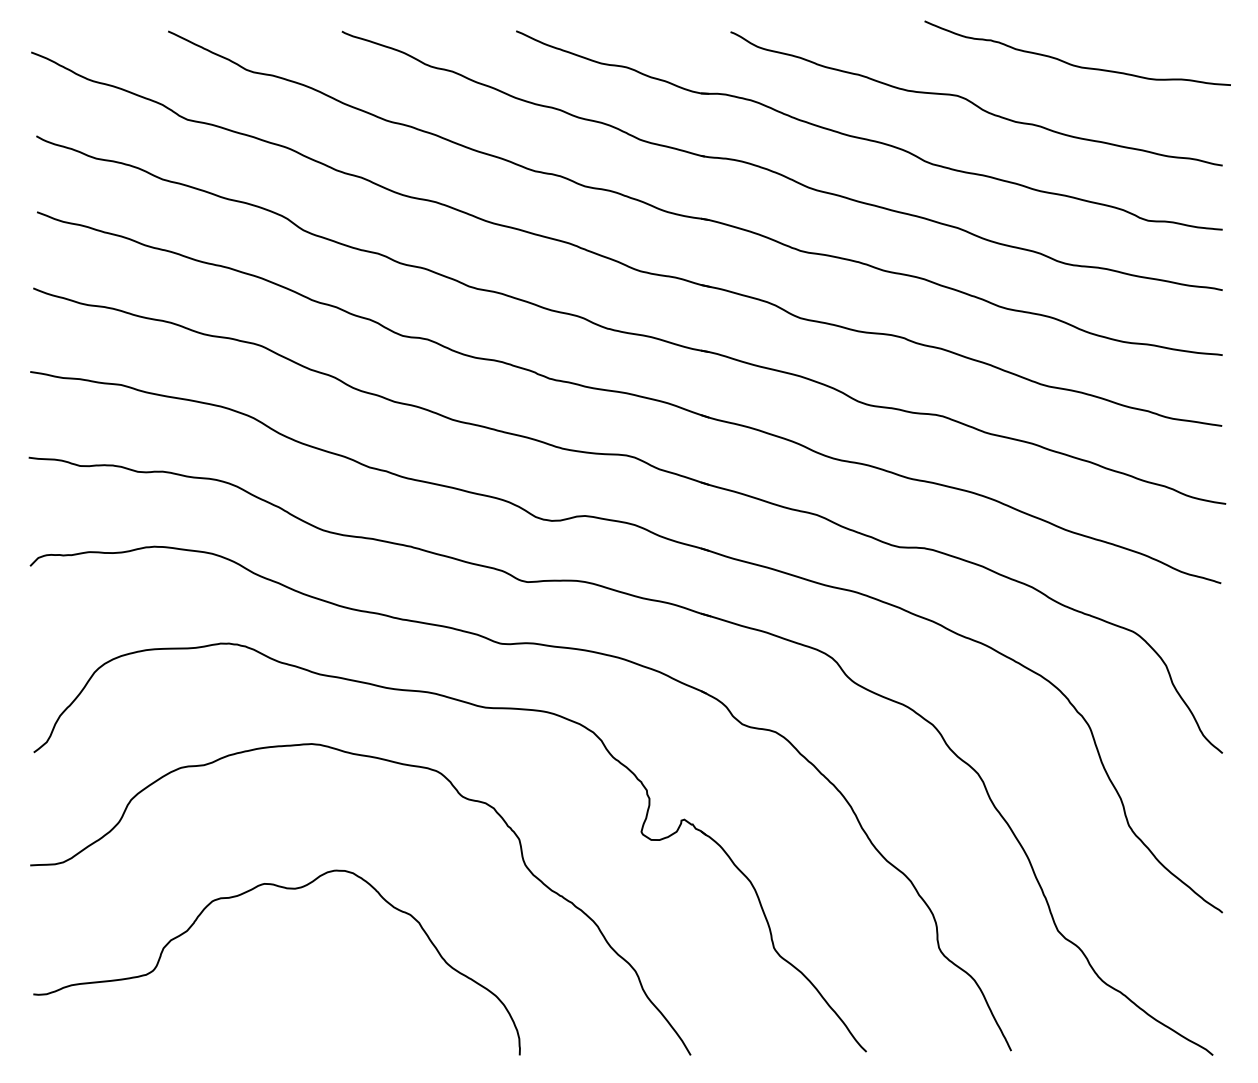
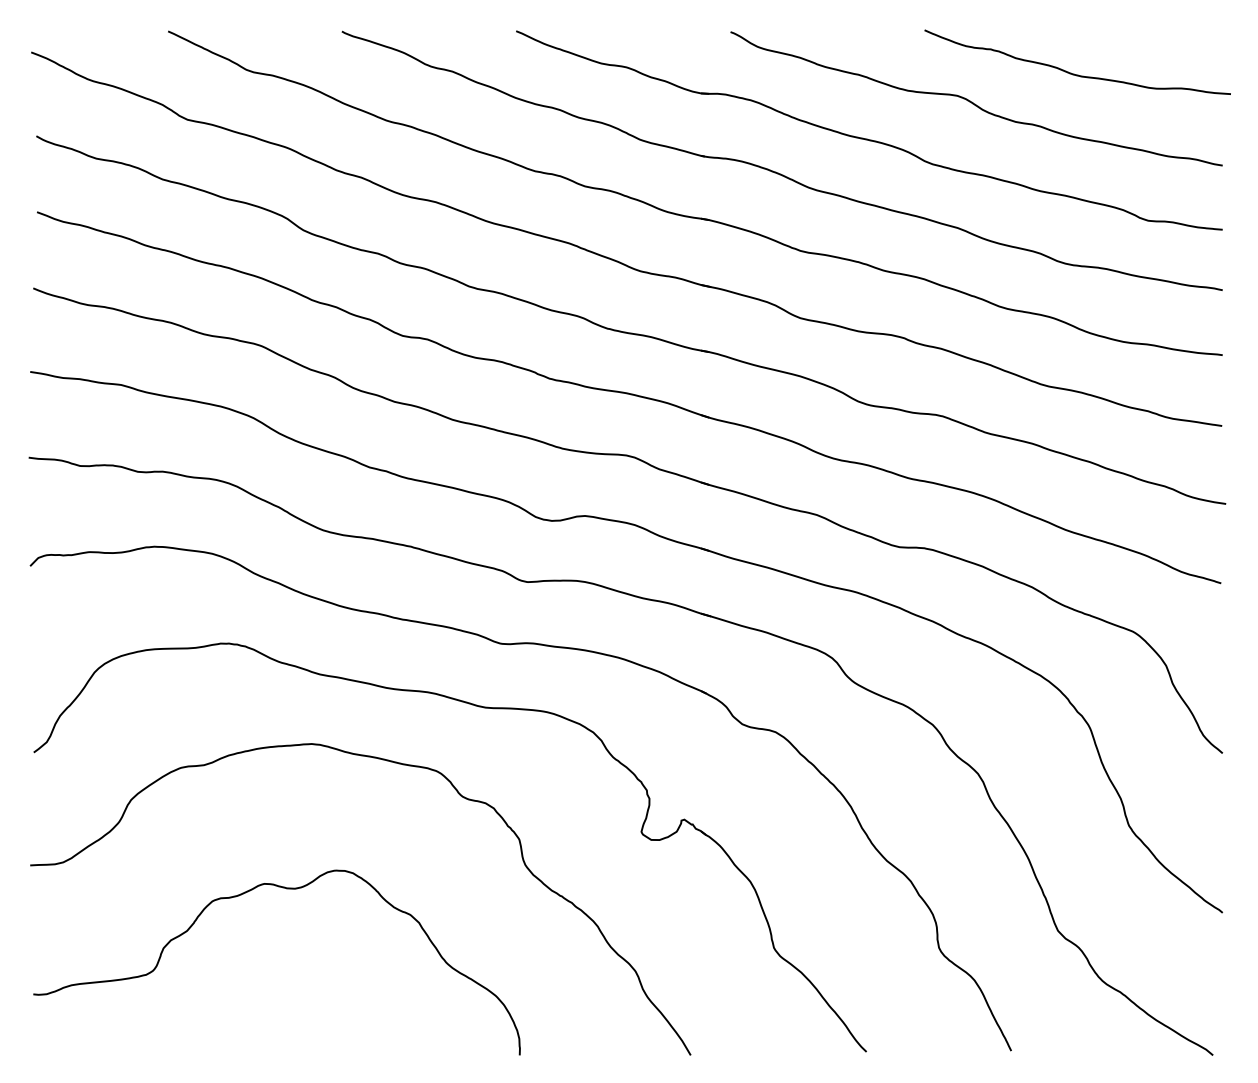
curve position: (1074, 64) -> (1074, 73) (1074, 73)
